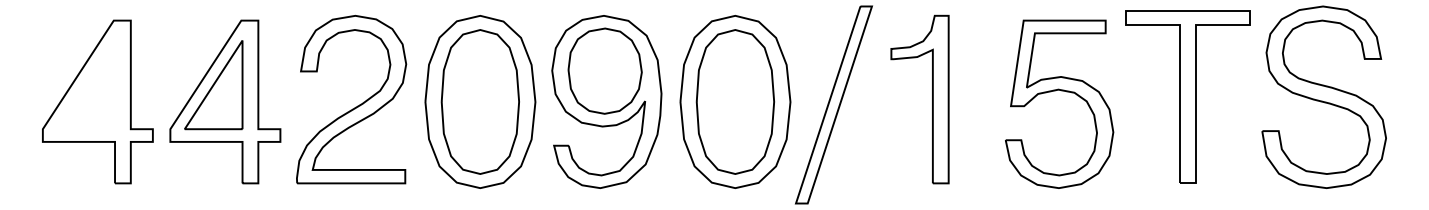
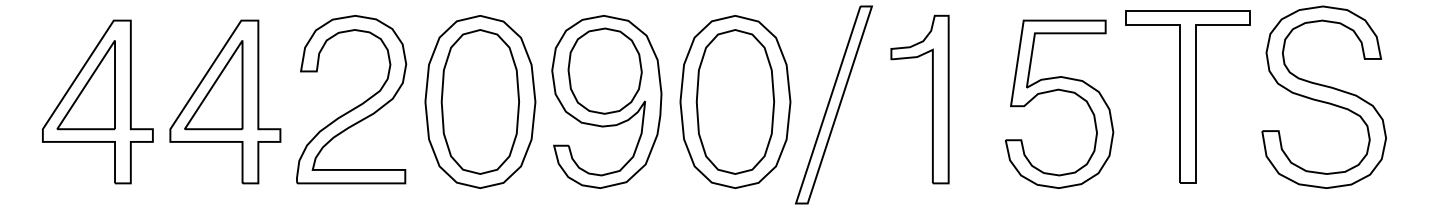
part: none -> present (85, 85)
